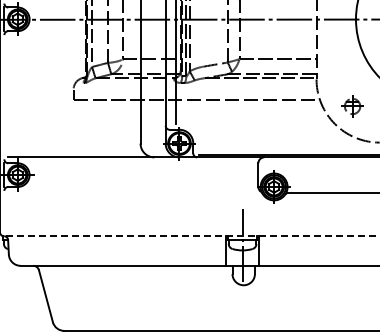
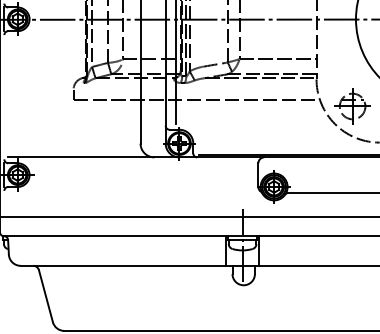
part size: 23x23 px -> 37x37 px (352, 106)
line: none -> present (189, 216)
line: dashed -> solid (191, 236)
